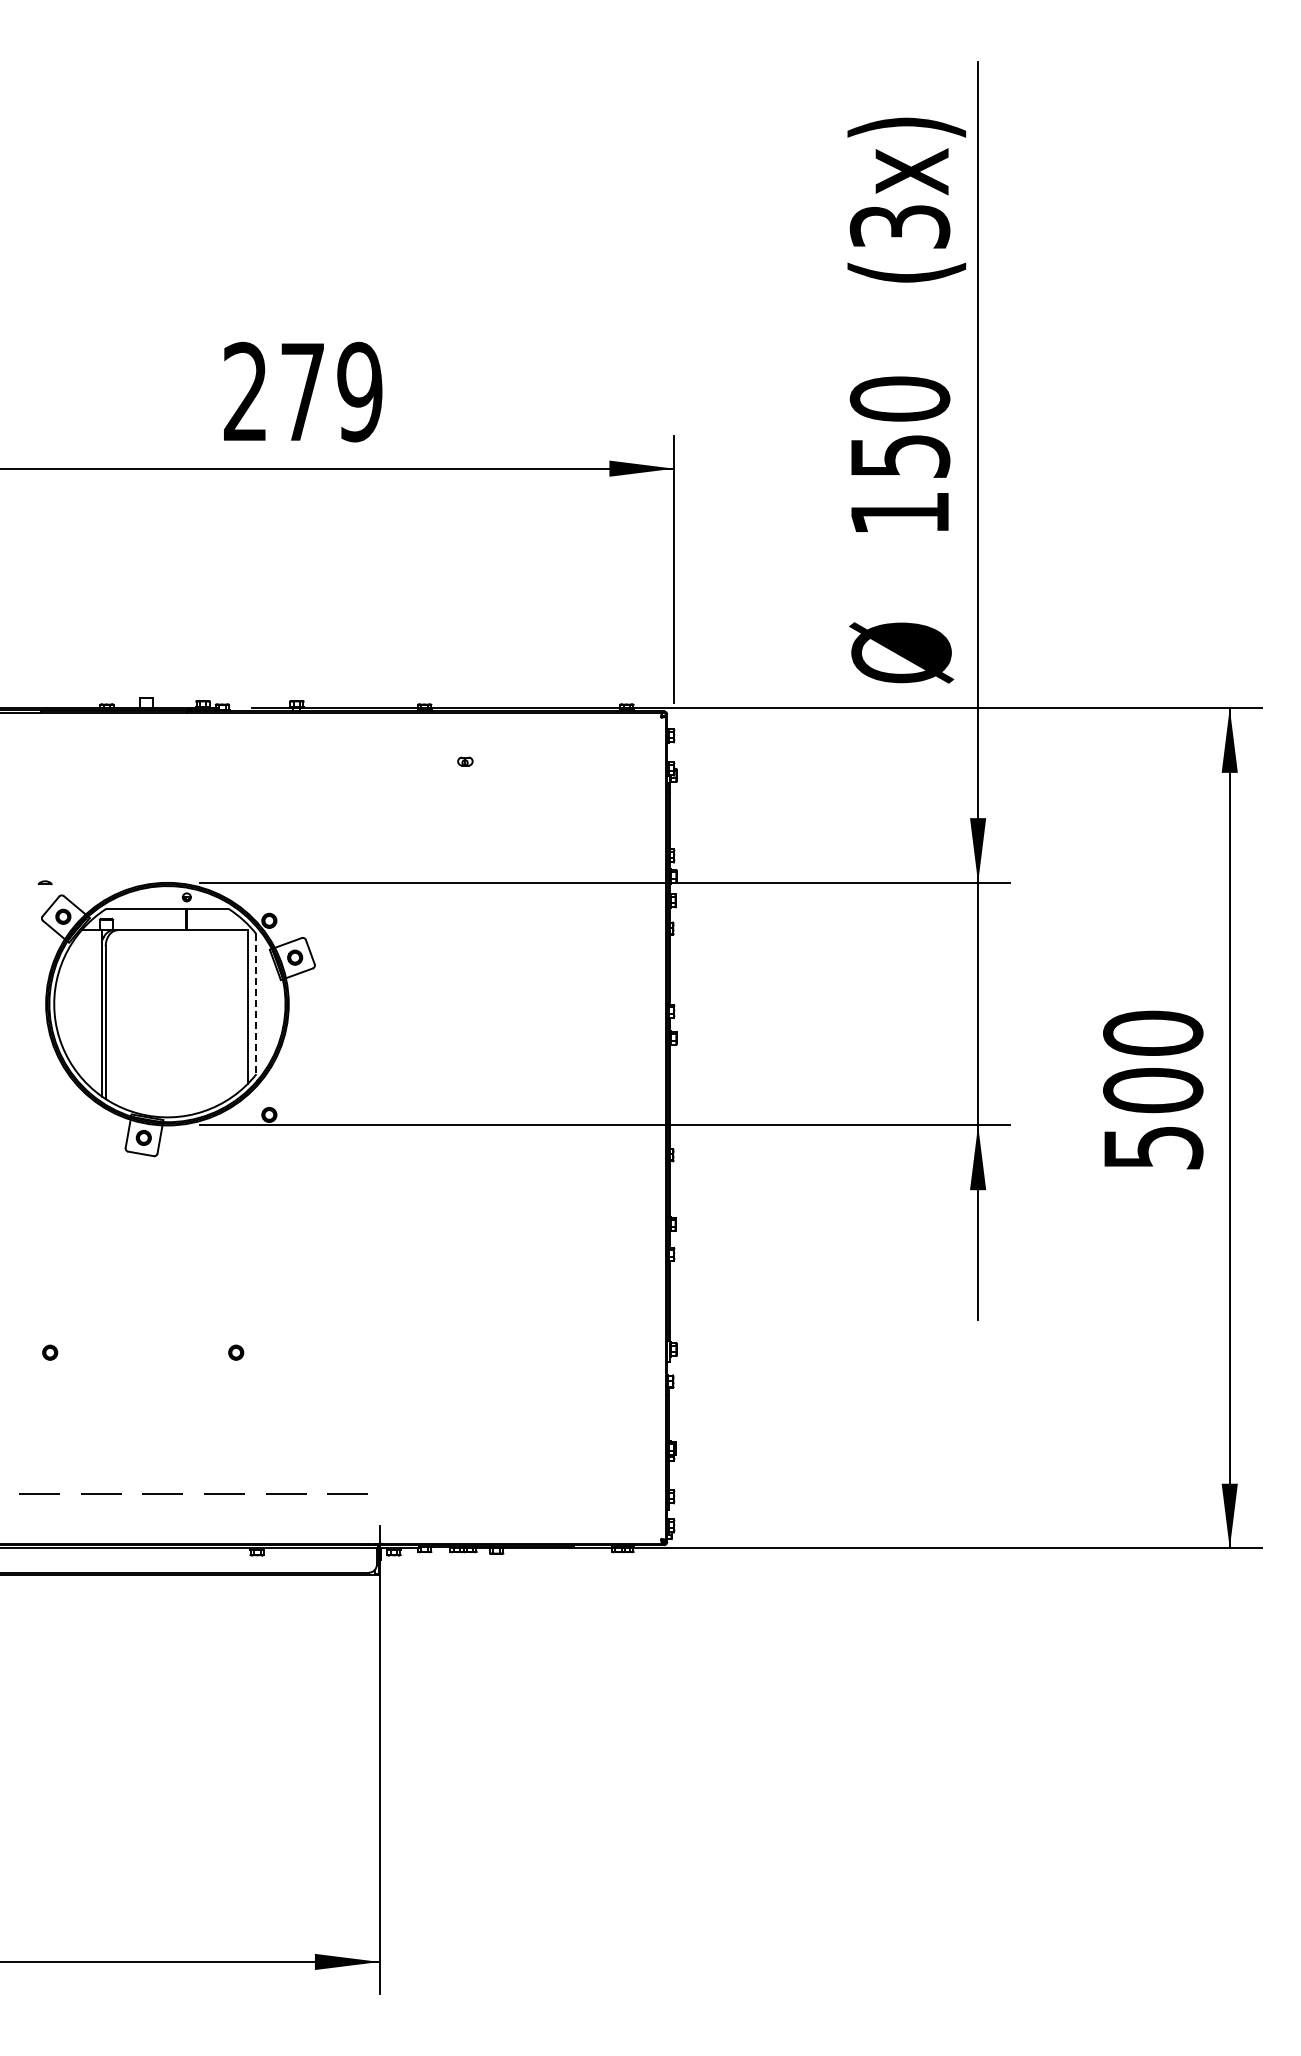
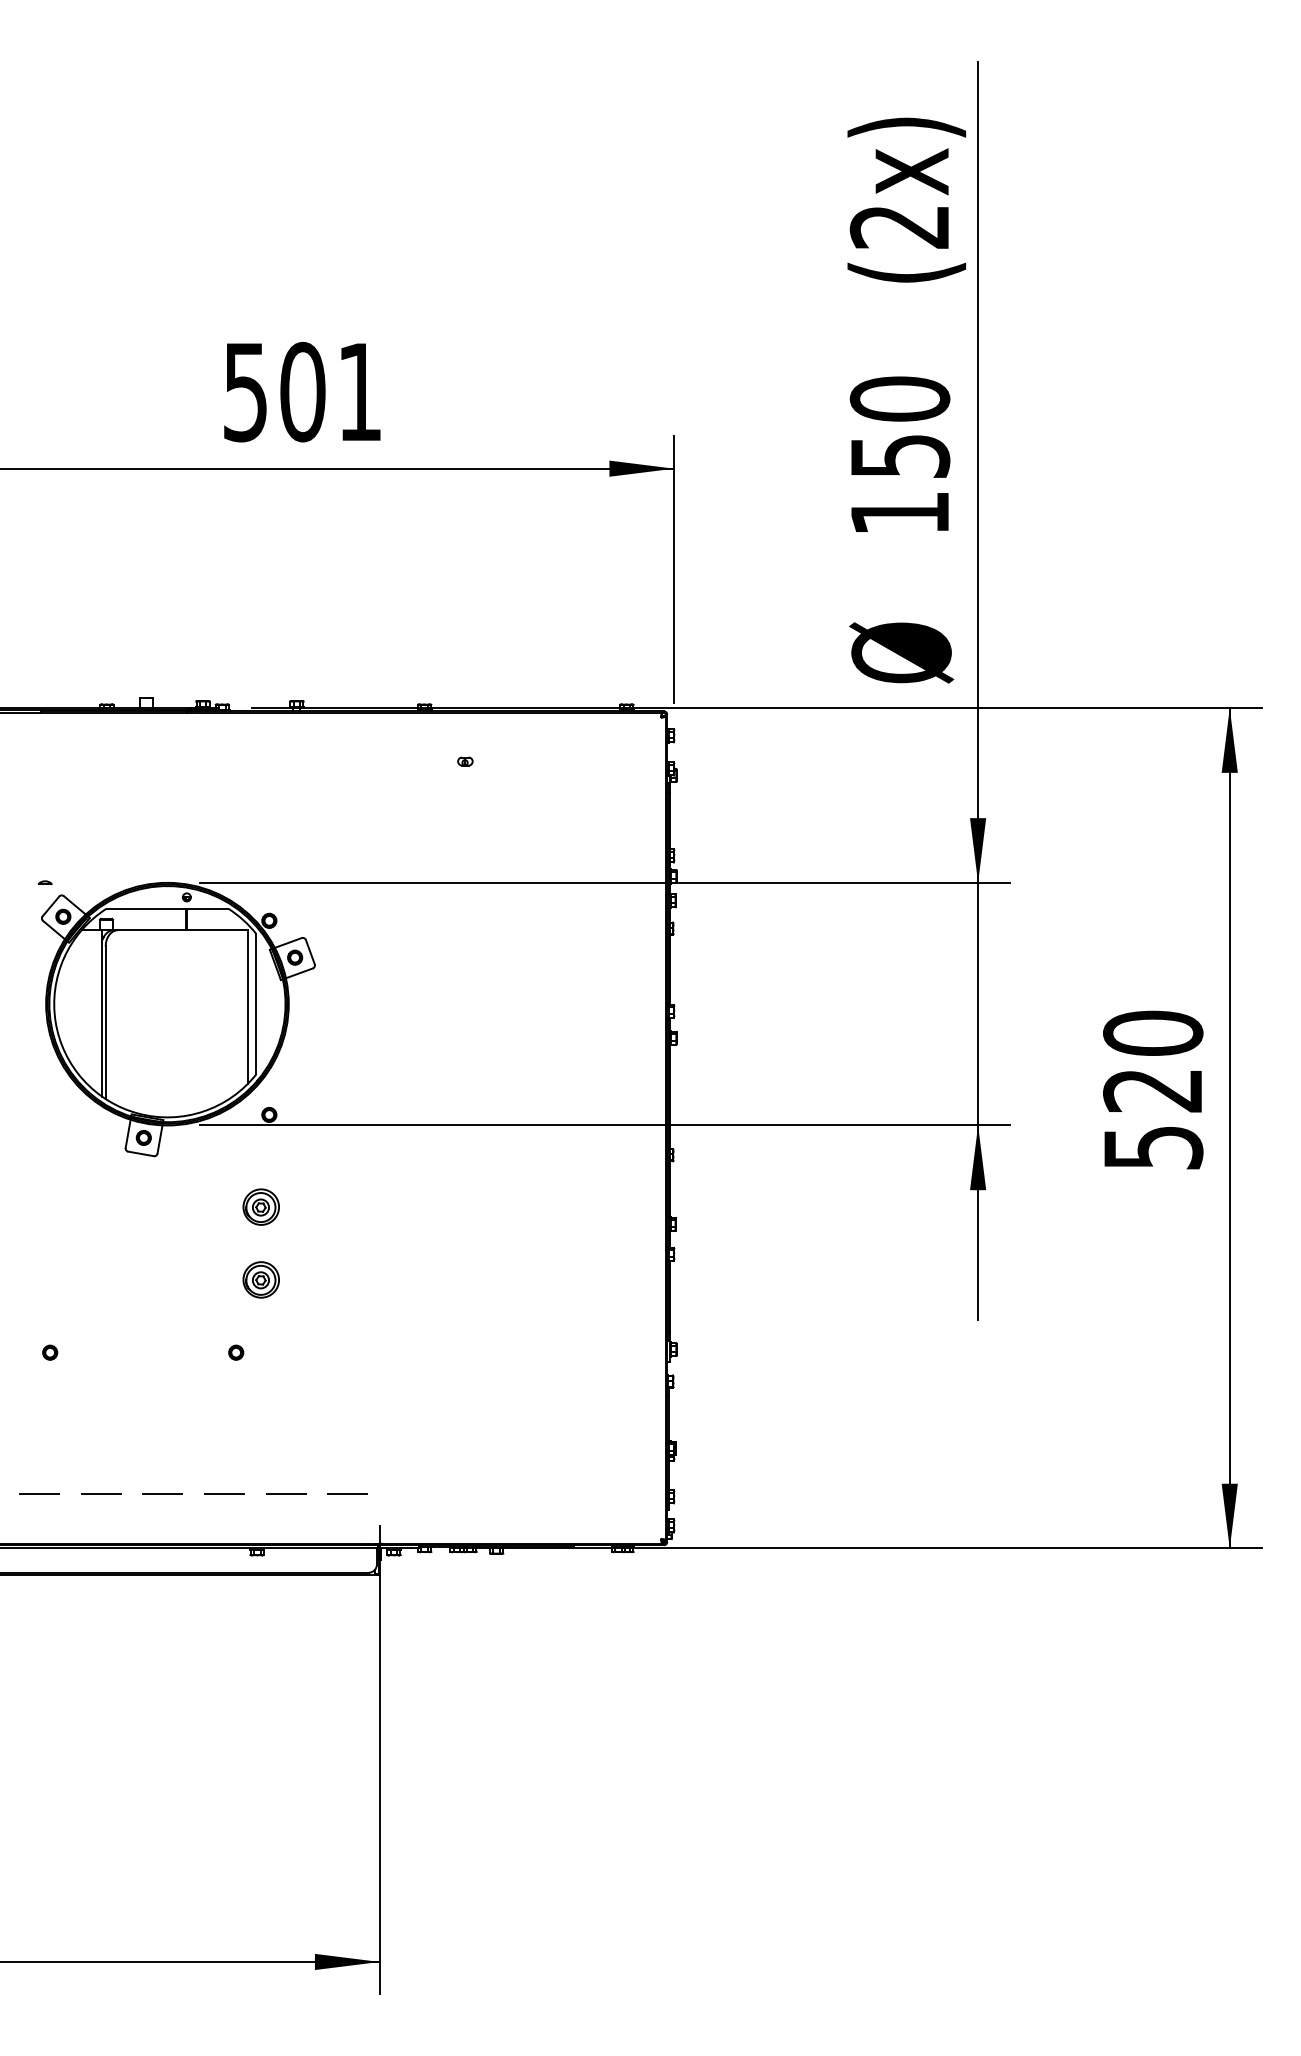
text: (3x) -> (2x) (899, 226)
text: 279 -> 501 (303, 391)
line: dashed -> solid (256, 1004)
text: 500 -> 520 (1153, 1090)
part: none -> present (260, 1206)
part: none -> present (260, 1279)
